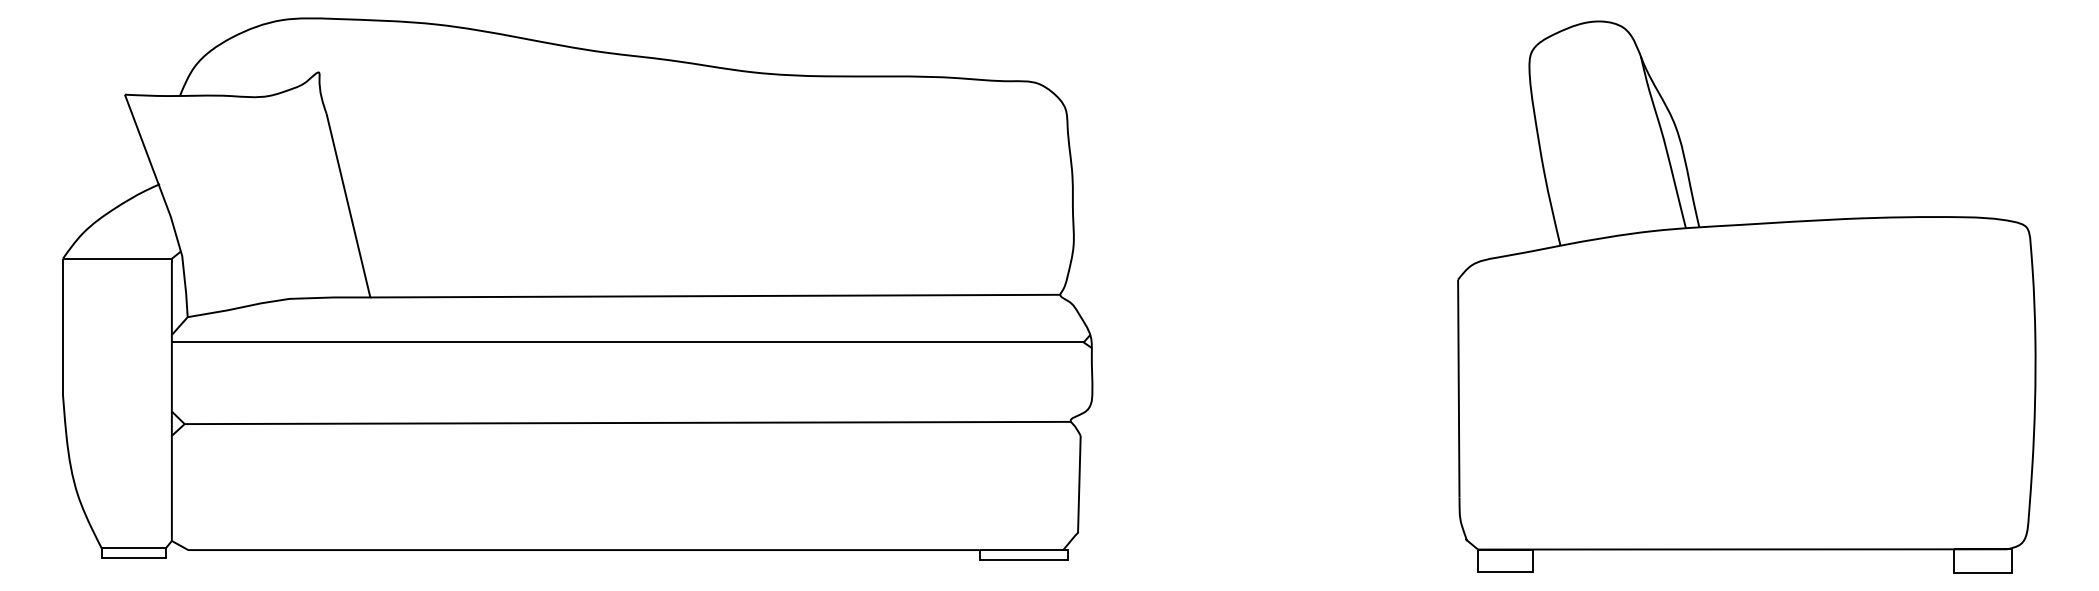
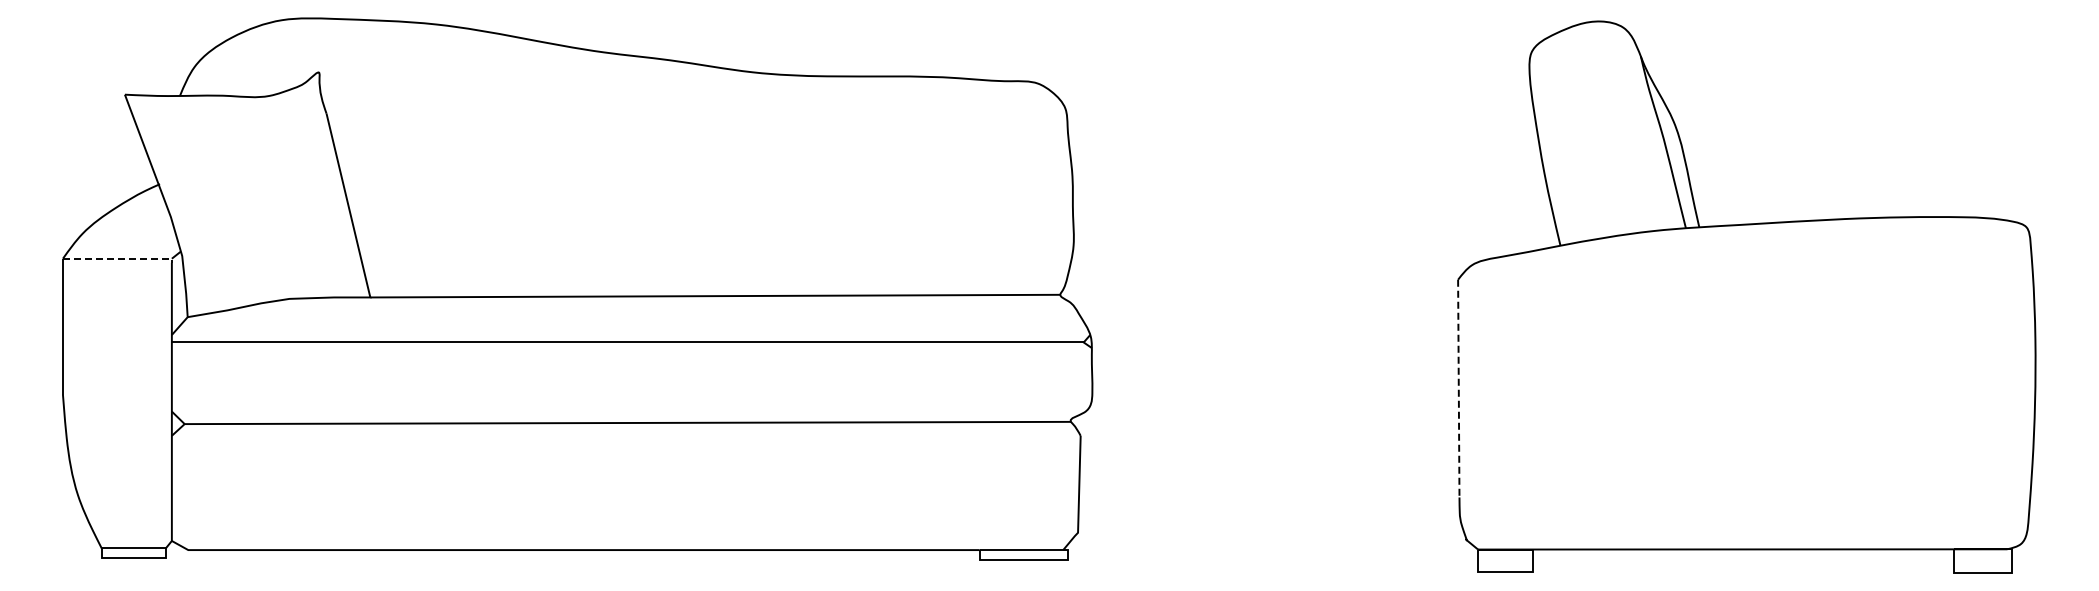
line: solid -> dashed (120, 258)
line: solid -> dashed (1458, 388)
